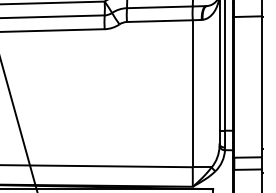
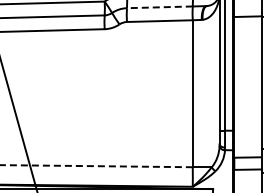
line: solid -> dashed (159, 7)
line: solid -> dashed (96, 166)
